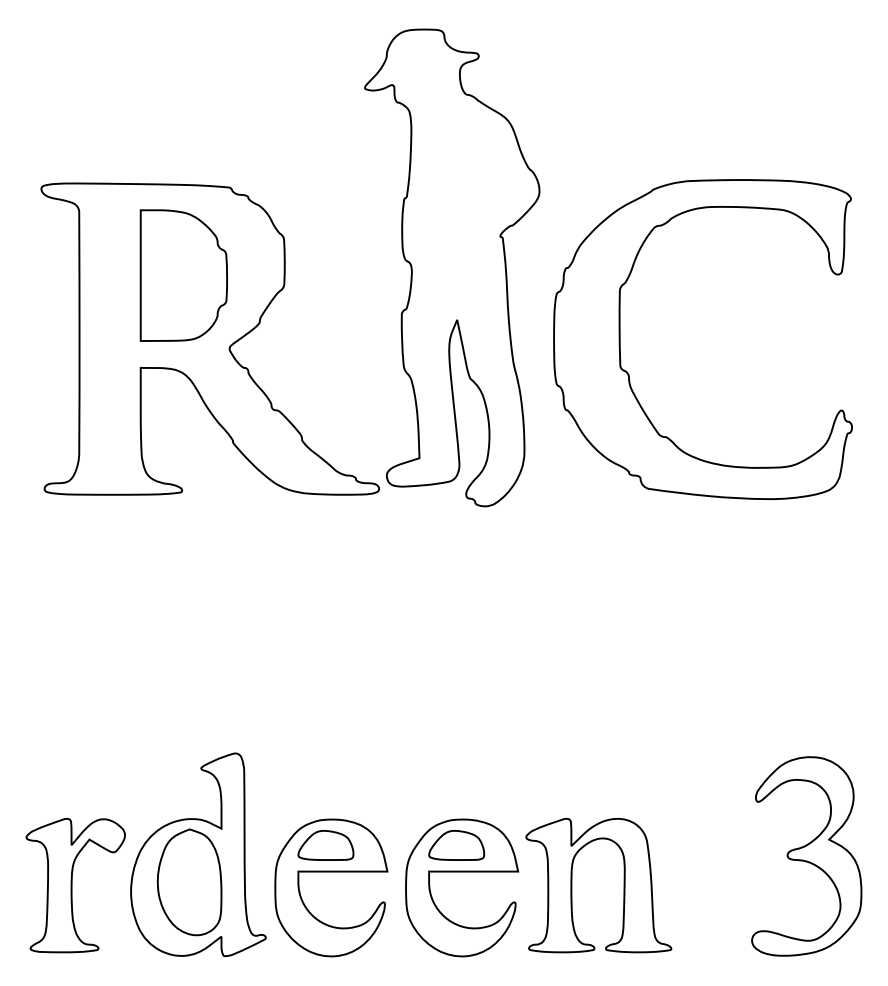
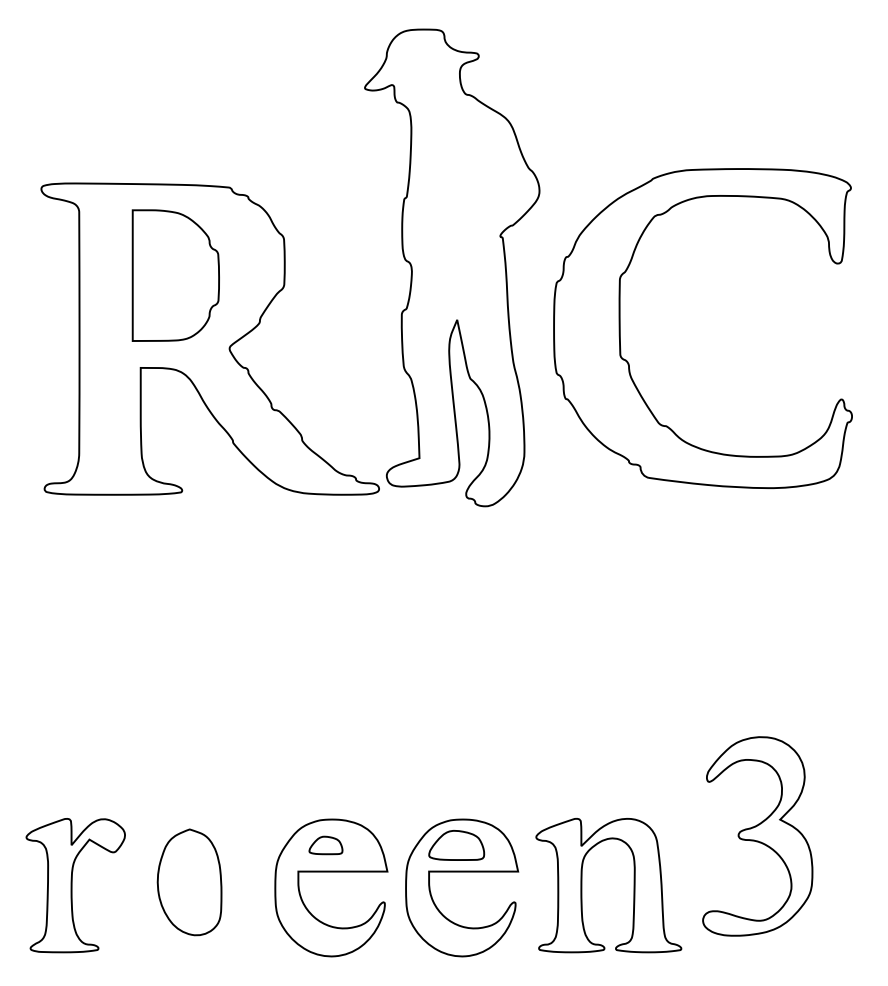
part position: (183, 275) -> (175, 275) (175, 275)
part position: (629, 374) -> (629, 363) (629, 363)
part size: 58x31 px -> 36x21 px (325, 845)
part: present -> none (198, 854)
part position: (806, 856) -> (757, 836) (757, 836)
part position: (623, 885) -> (633, 885) (633, 885)
